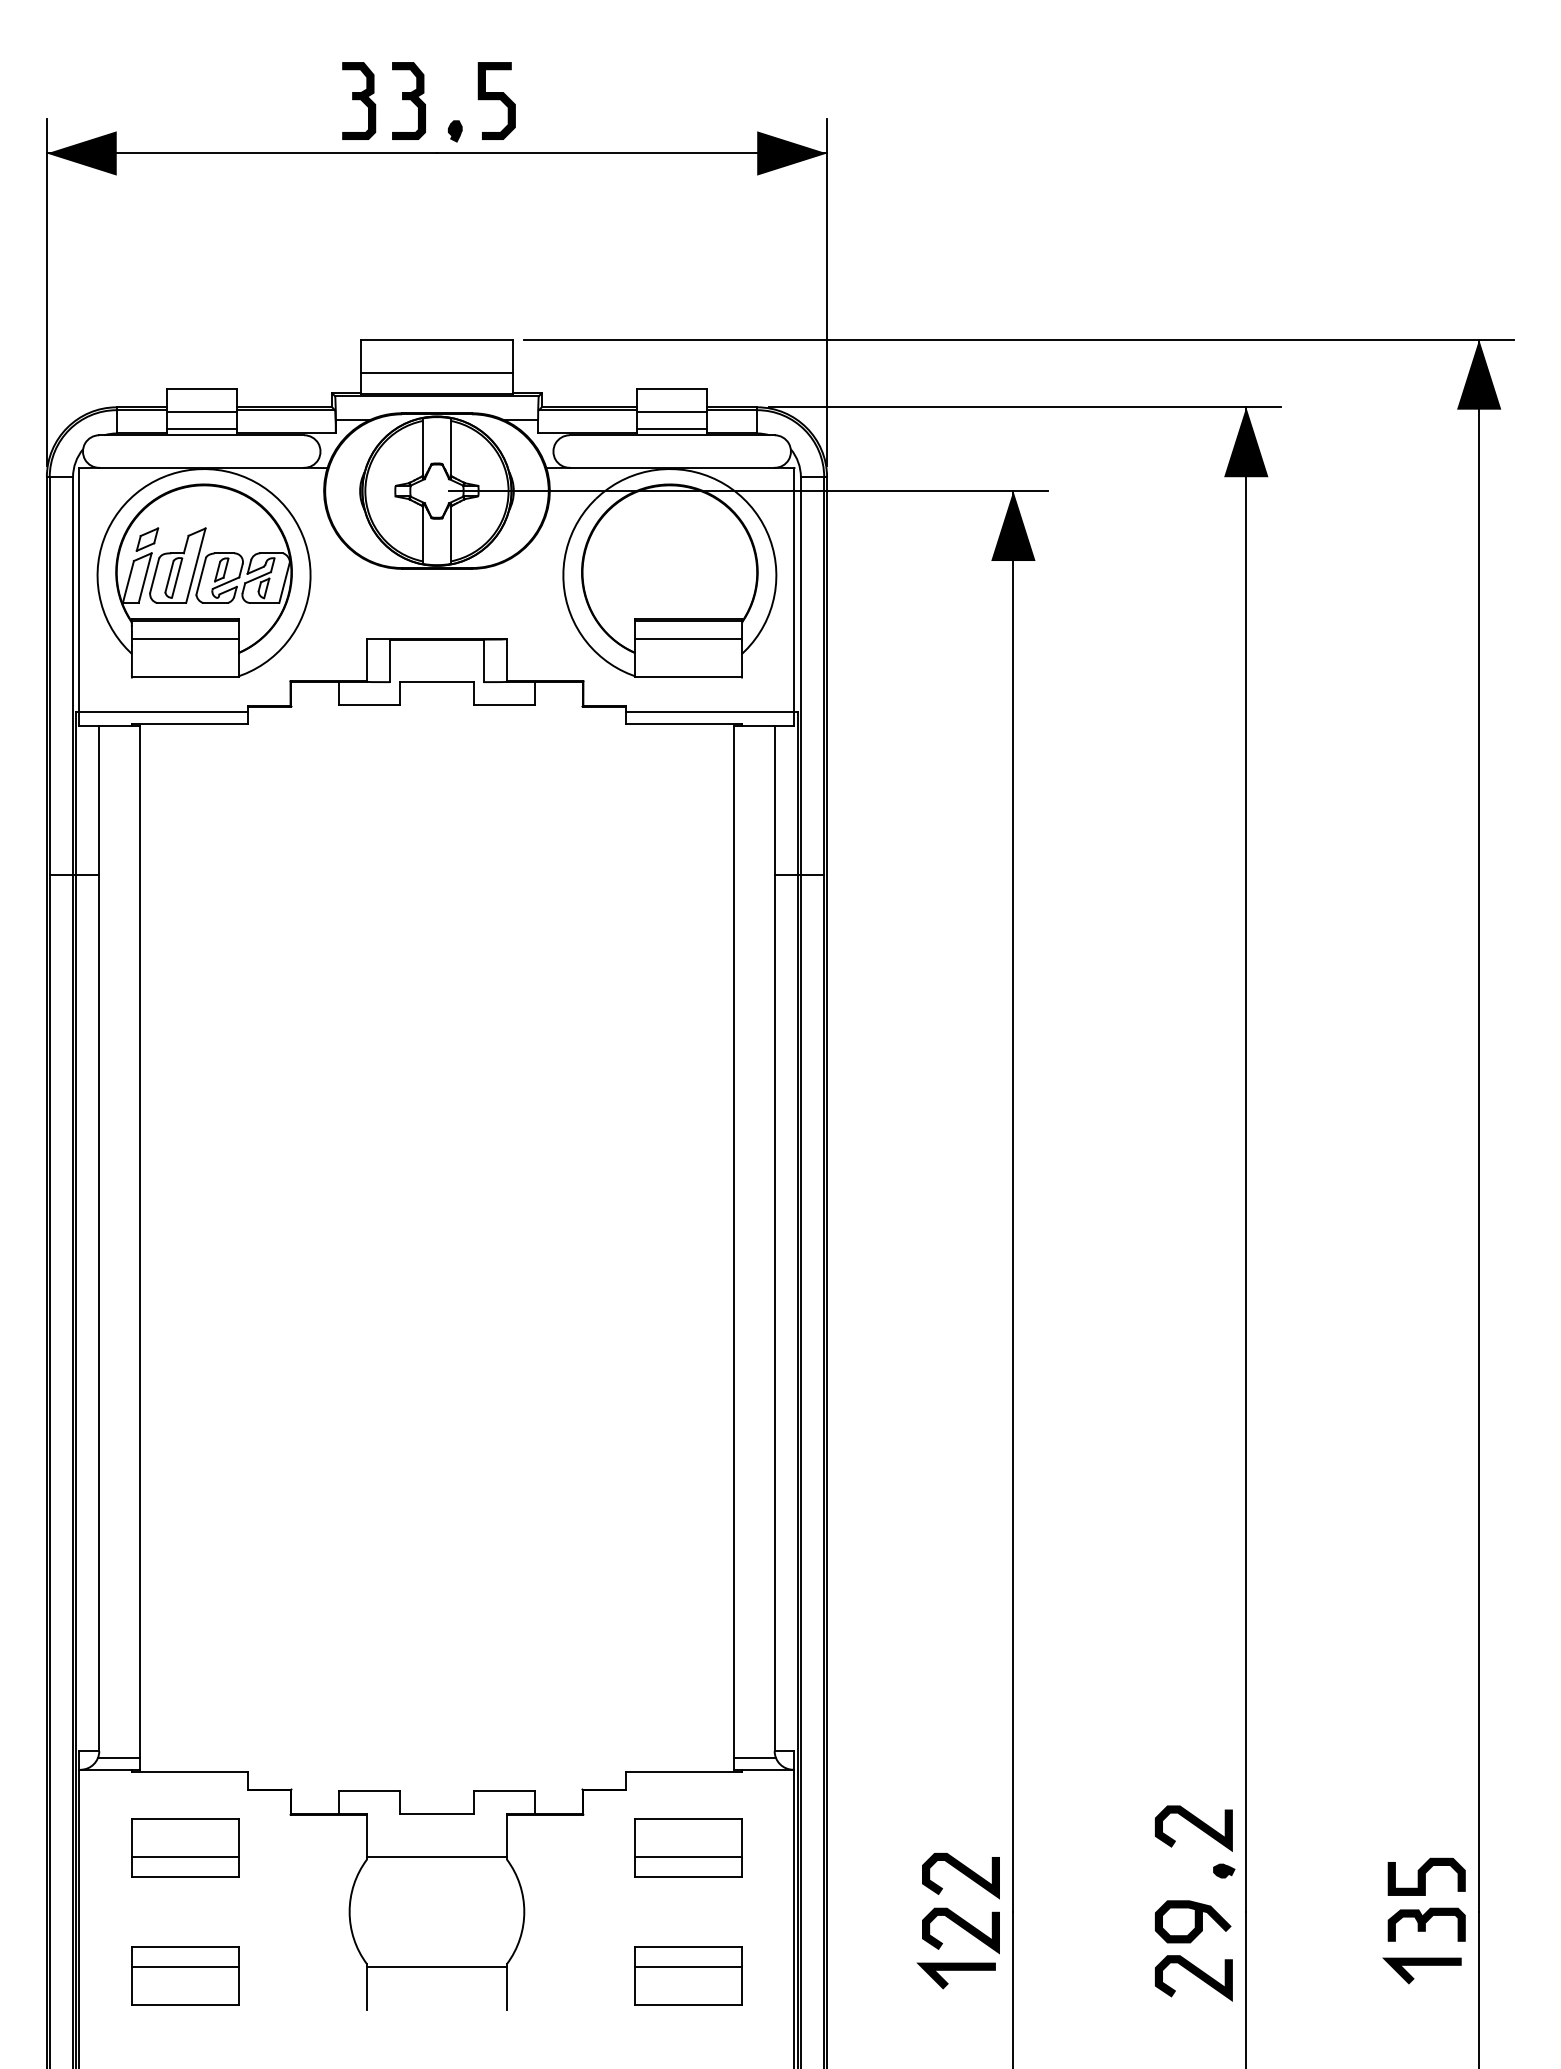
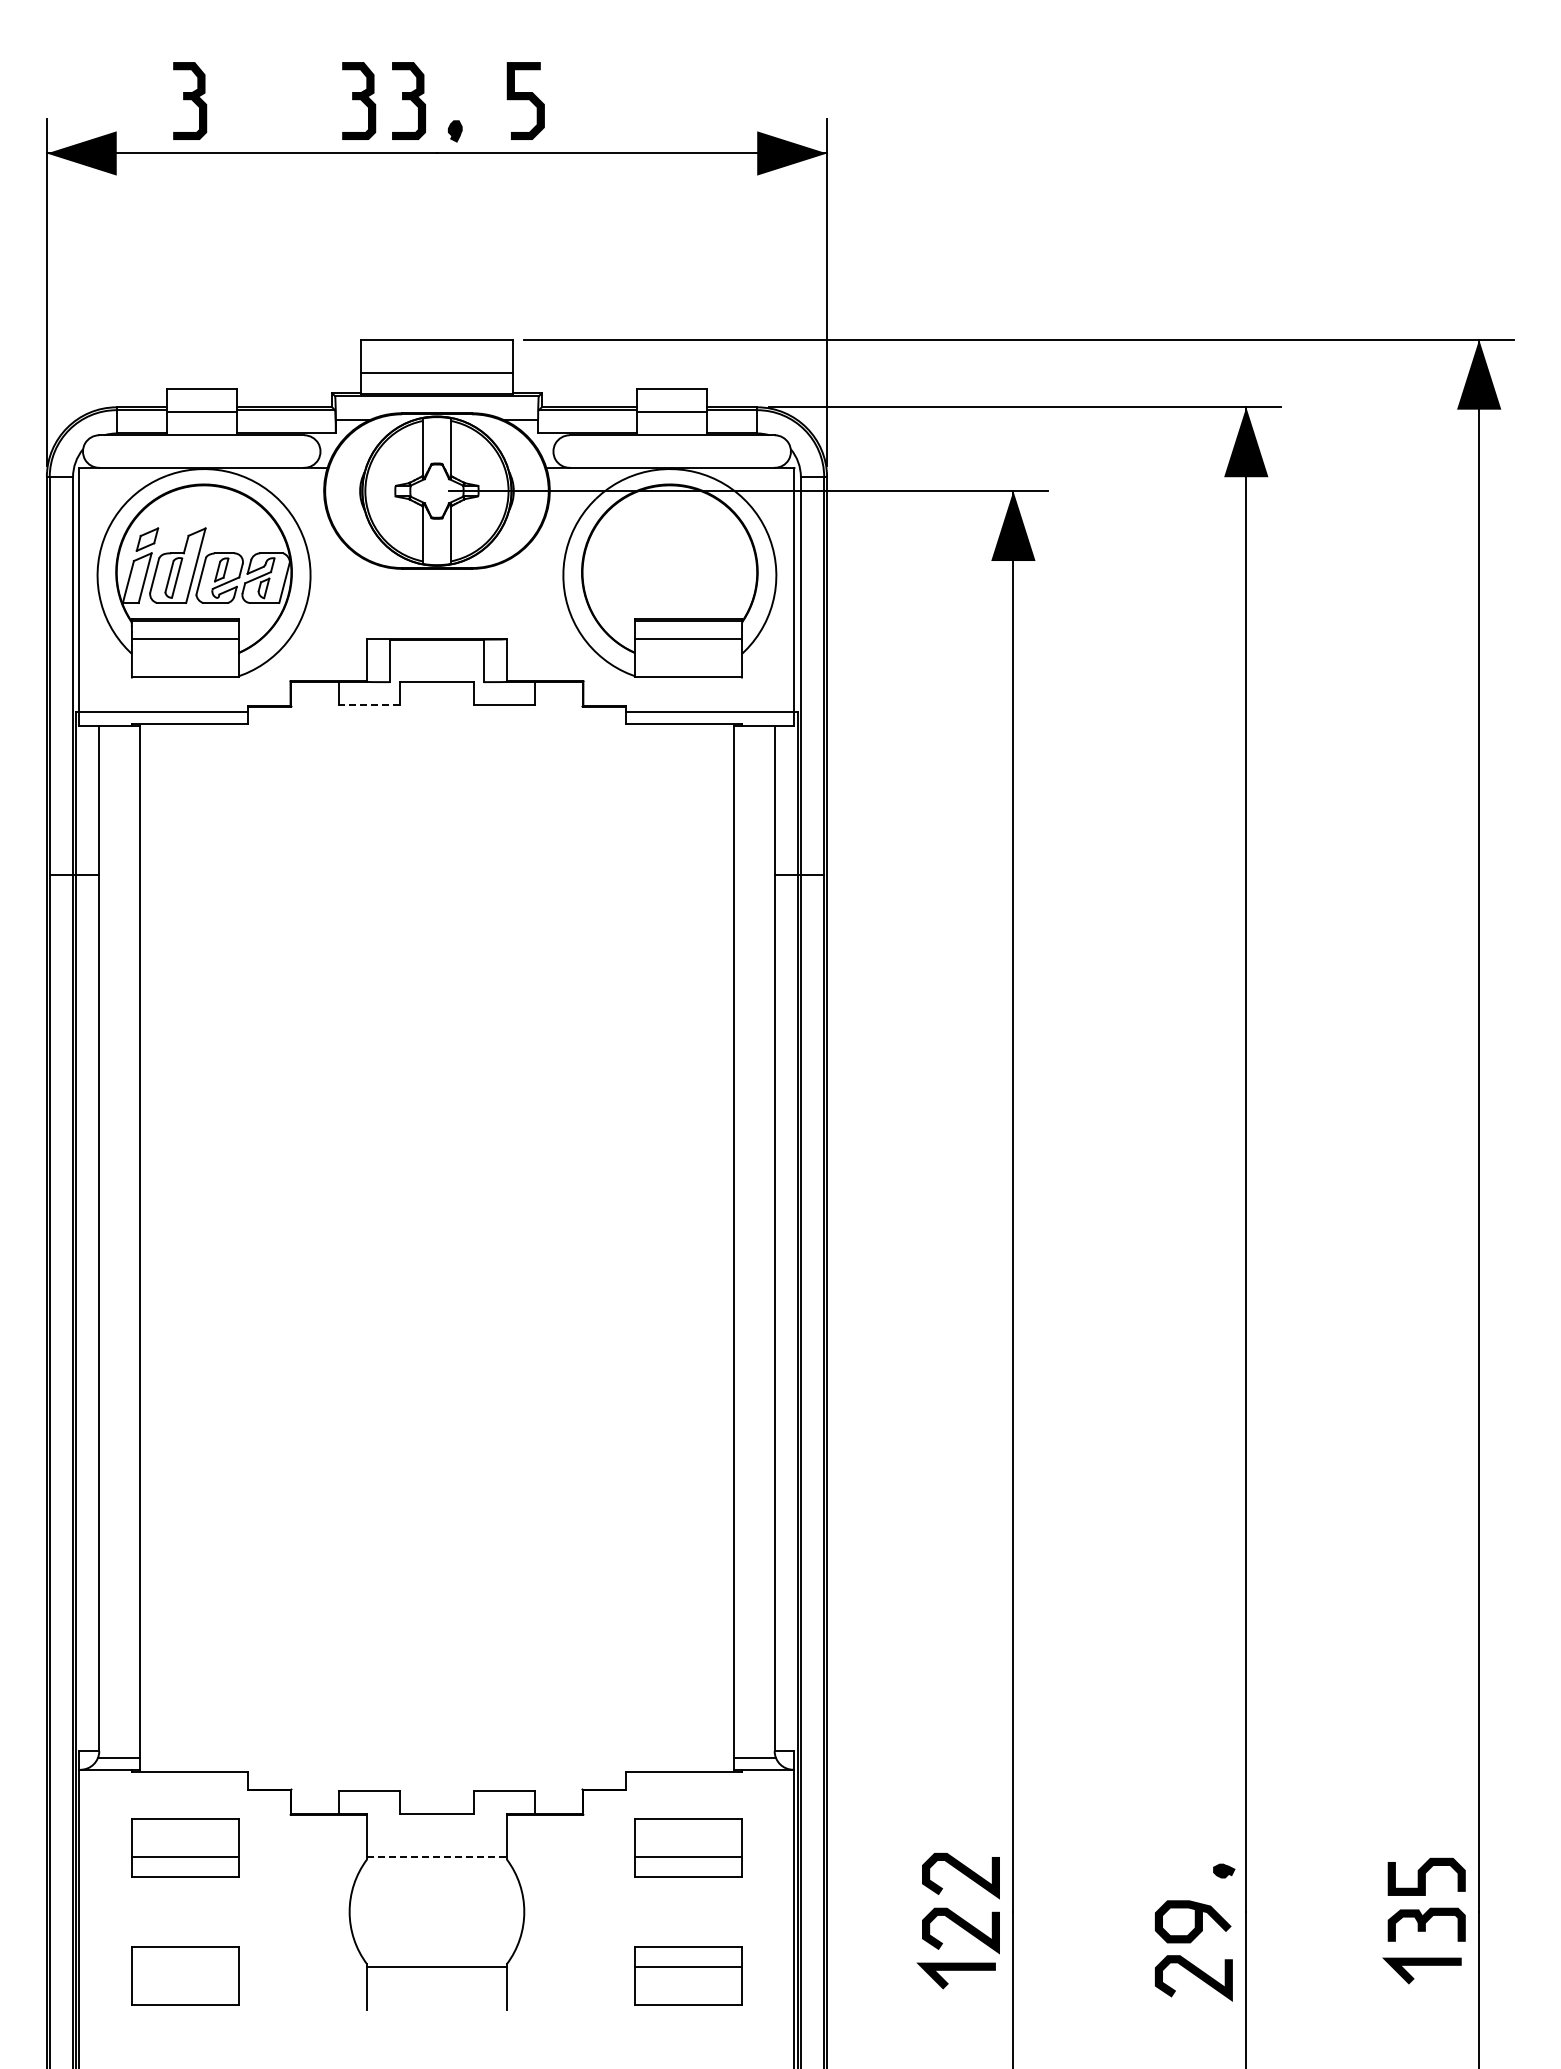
part: none -> present (190, 100)
curve position: (496, 100) -> (525, 100) (525, 100)
line: present -> none (201, 428)
line: present -> none (672, 428)
line: solid -> dashed (368, 705)
curve: present -> none (1195, 1826)
line: solid -> dashed (436, 1857)
line: present -> none (185, 1966)
